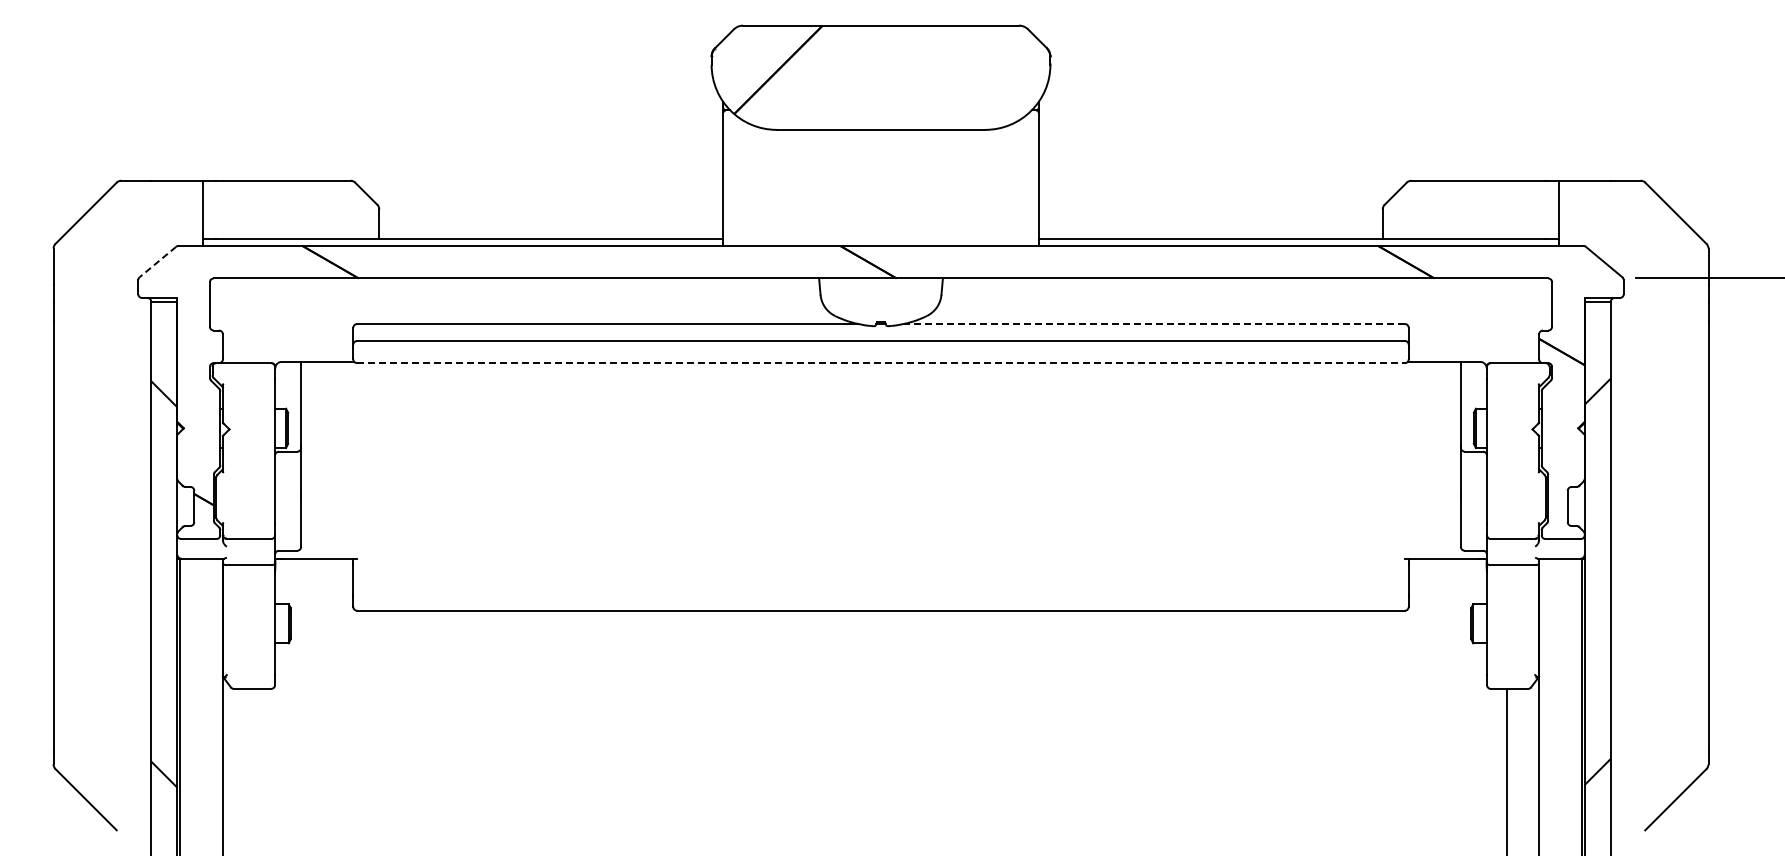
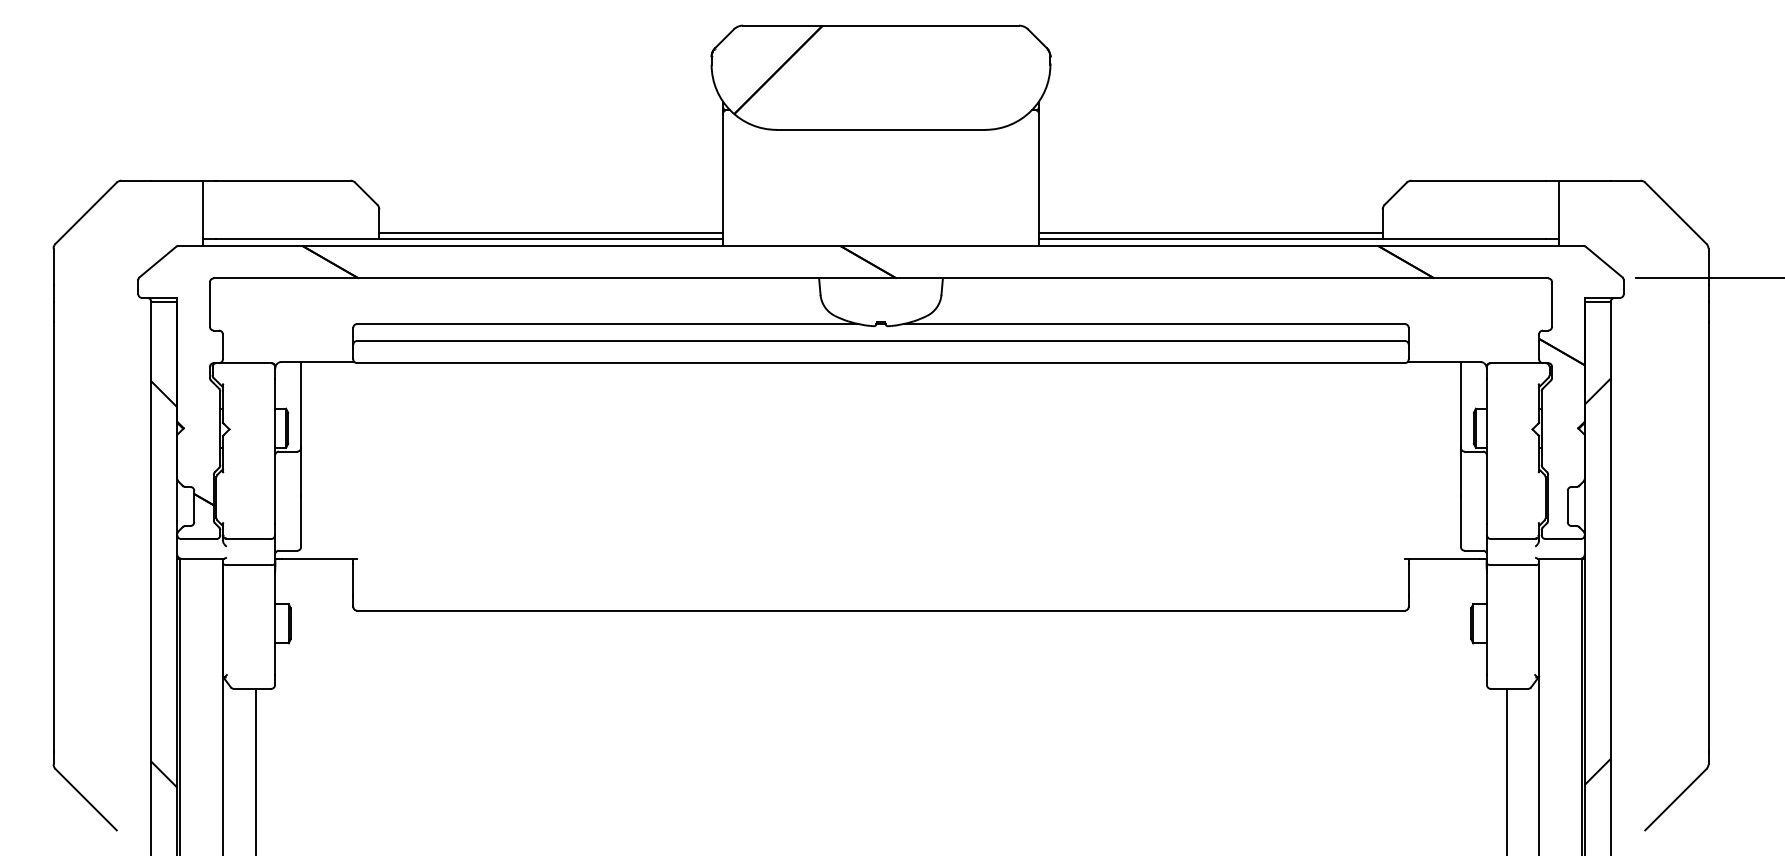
line: none -> present (551, 232)
line: none -> present (1210, 232)
line: dashed -> solid (157, 262)
line: dashed -> solid (1154, 324)
line: dashed -> solid (881, 363)
line: none -> present (255, 770)
